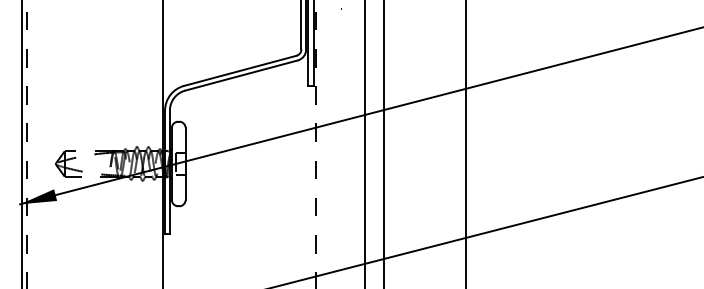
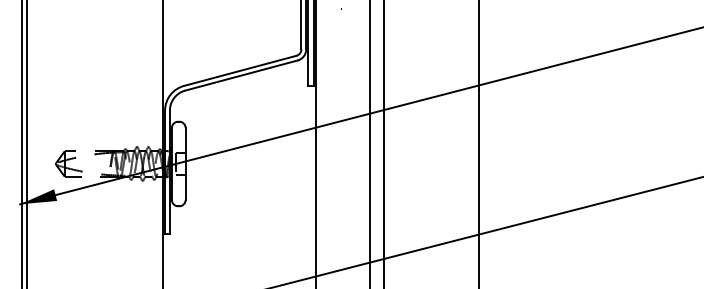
line position: (365, 143) -> (370, 143) (370, 143)
line position: (465, 143) -> (478, 143) (478, 143)
line: dashed -> solid (26, 144)
line: dashed -> solid (315, 144)
